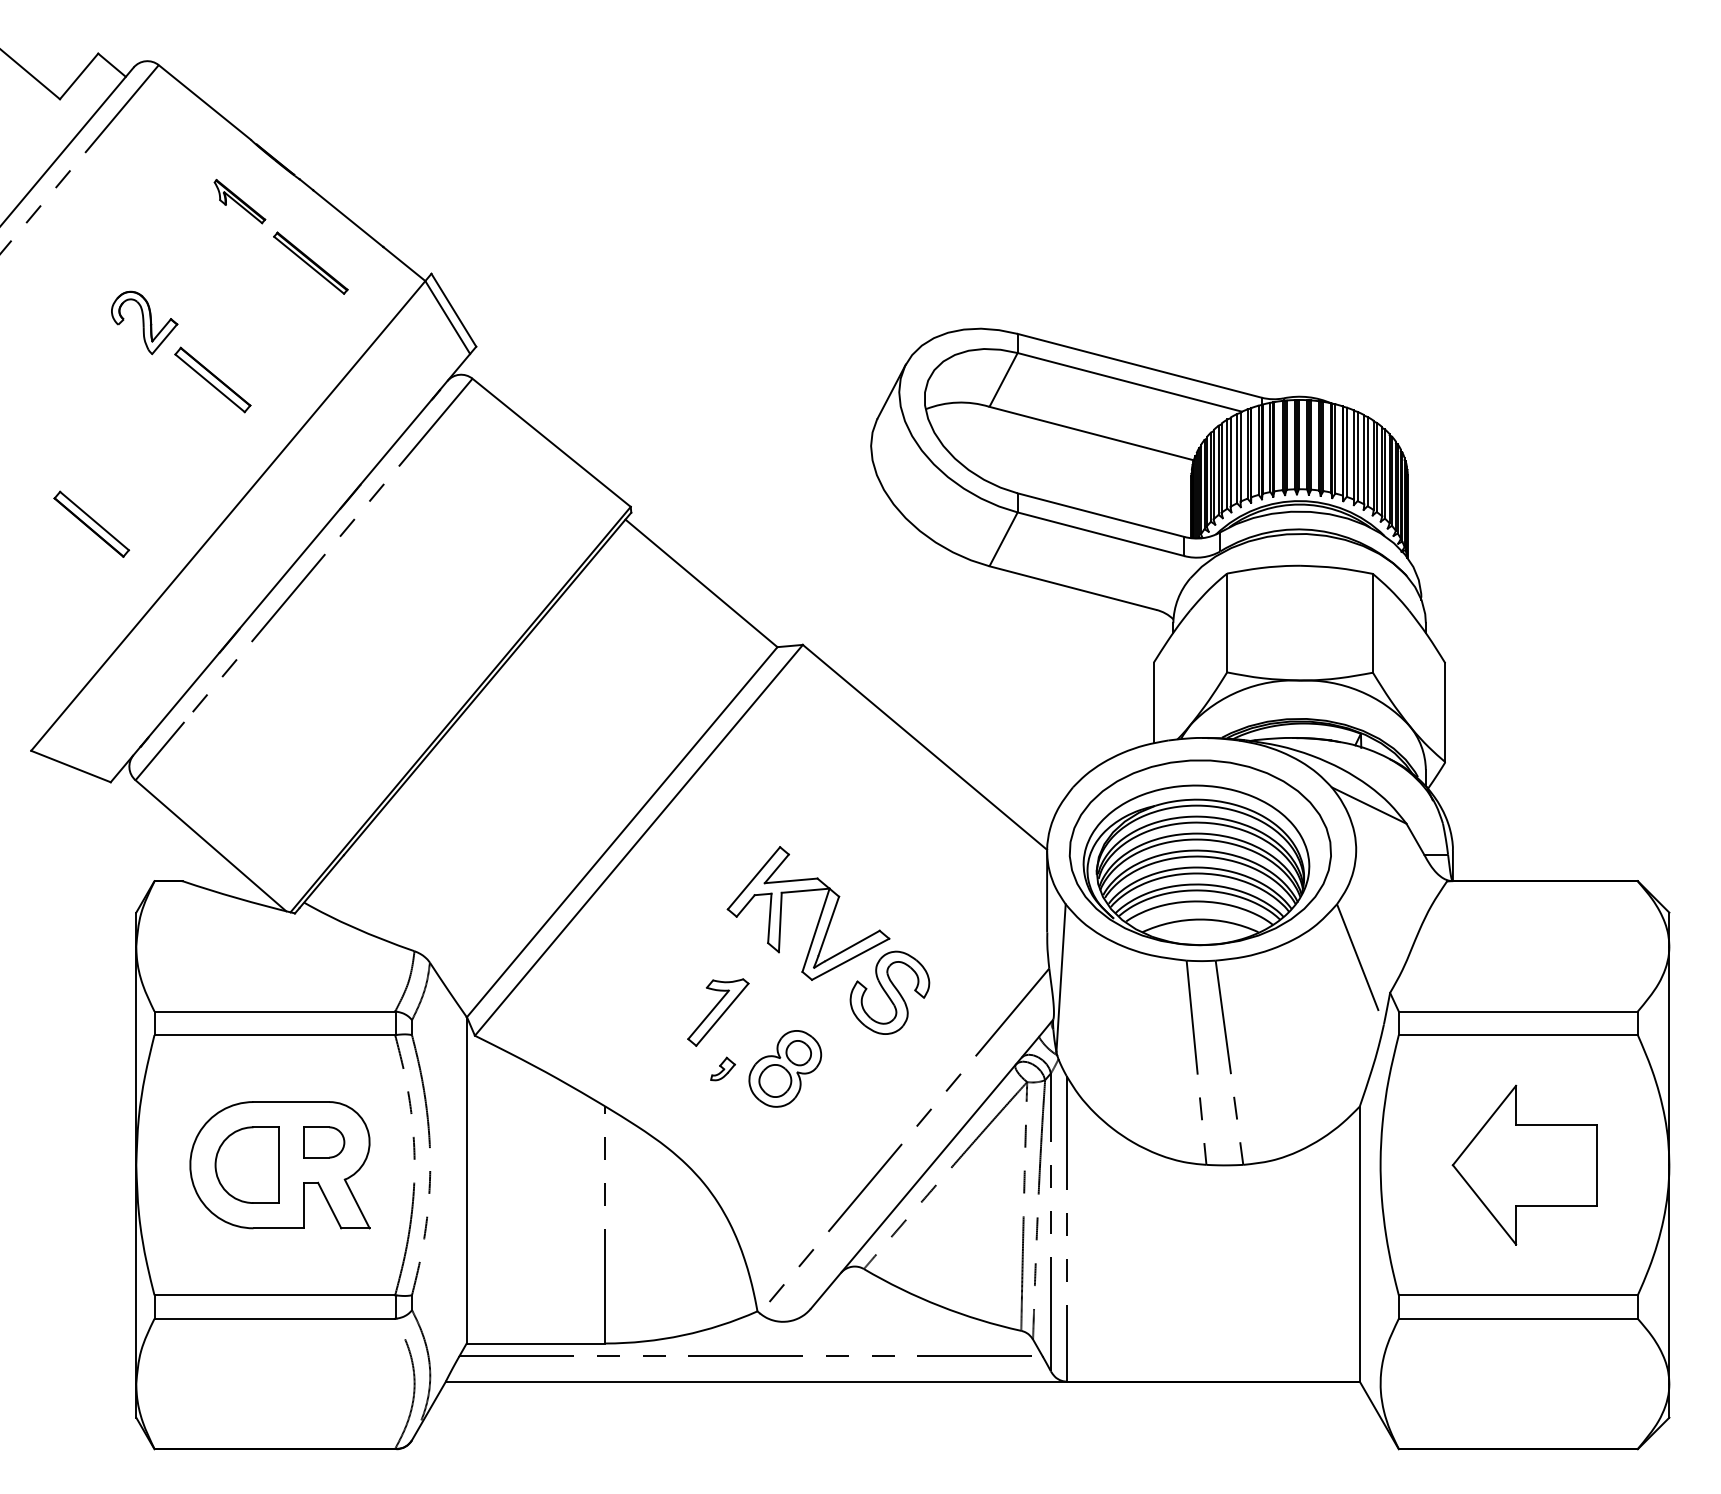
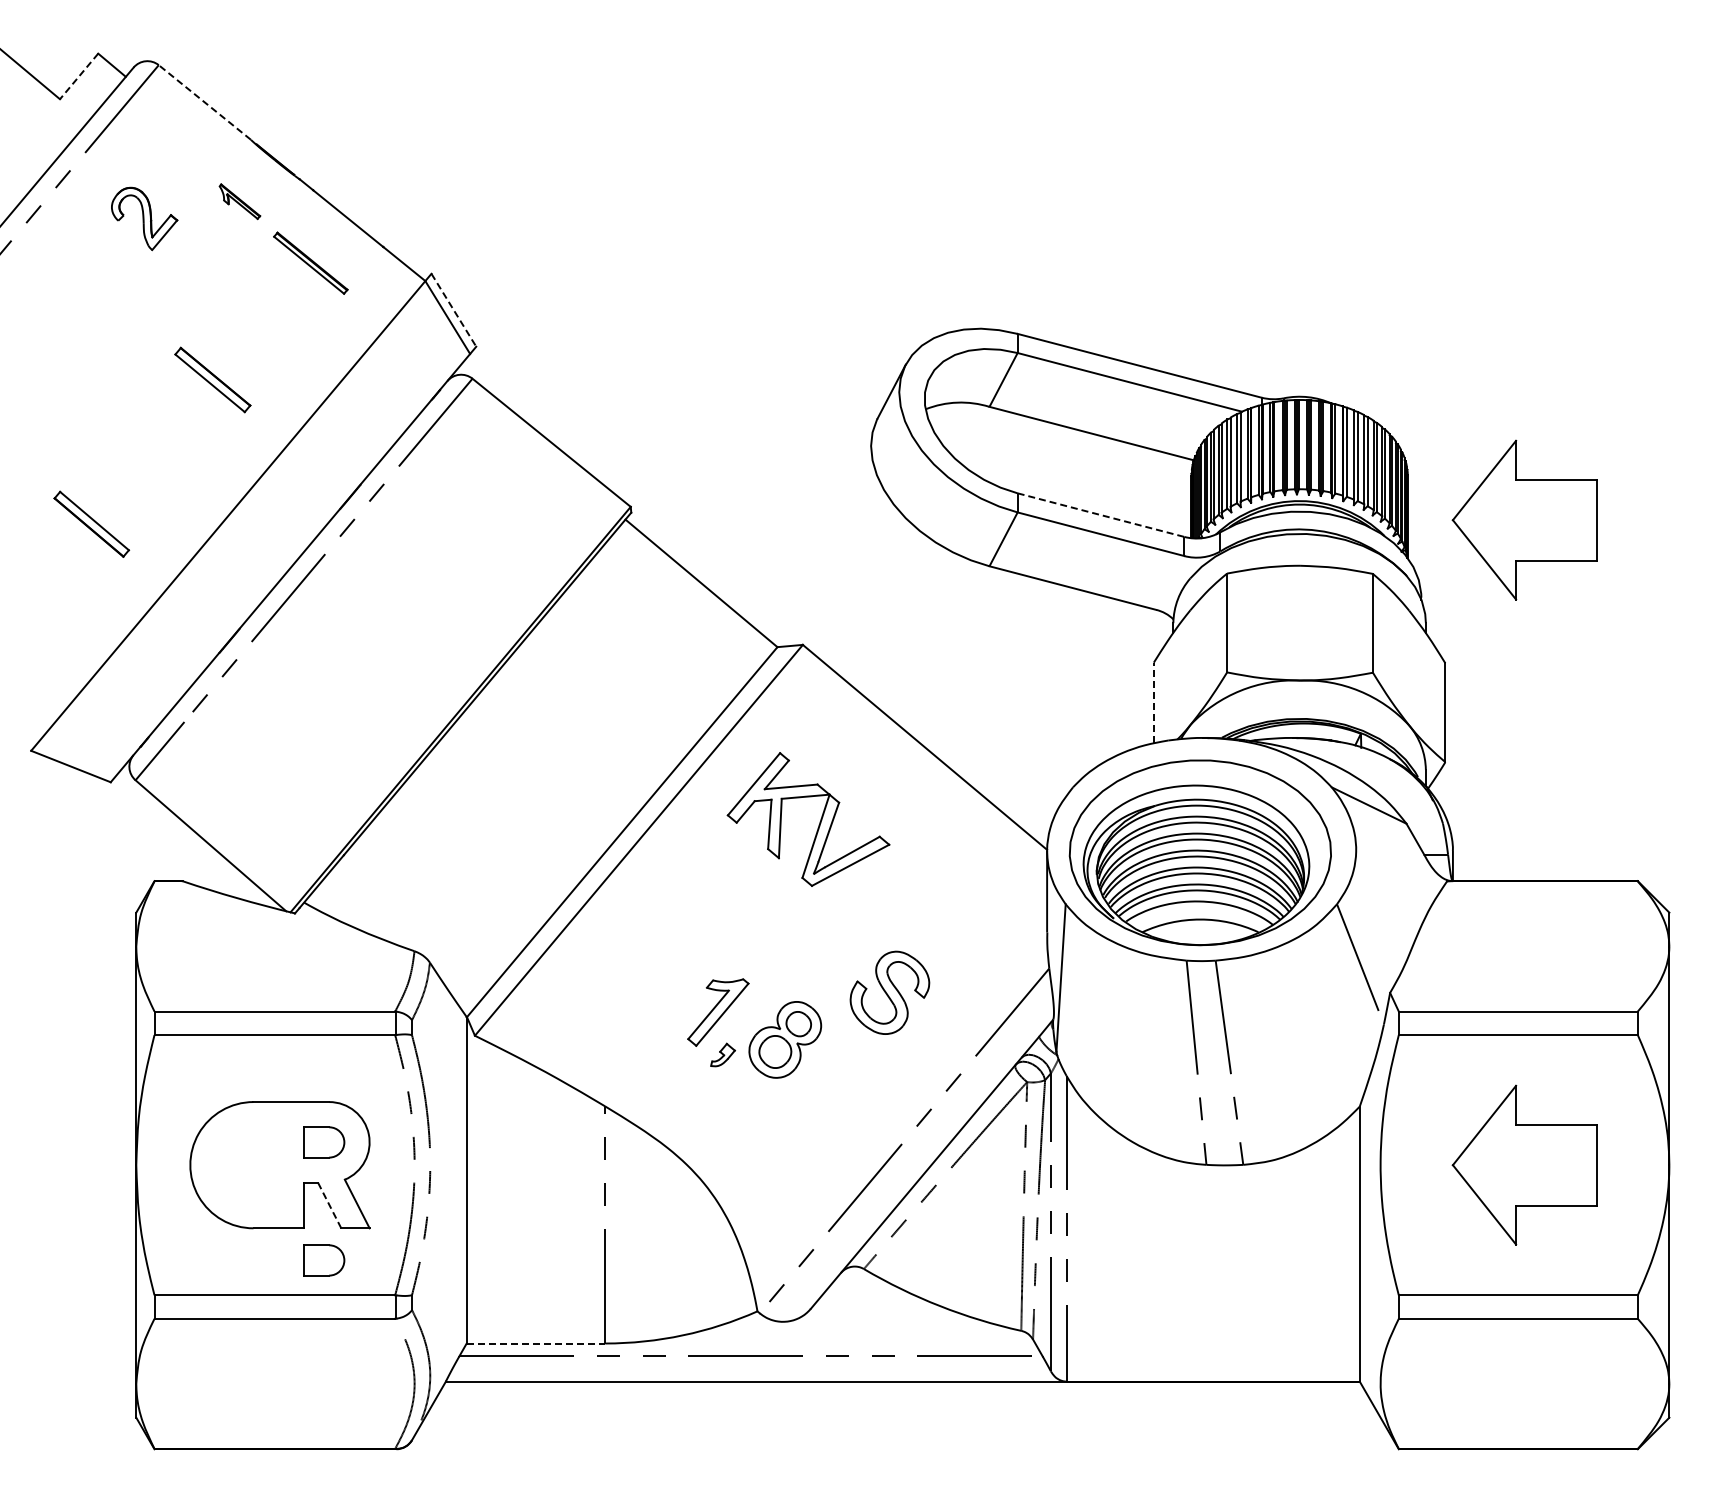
line: solid -> dashed (79, 76)
line: solid -> dashed (204, 102)
part size: 54x46 px -> 44x38 px (239, 201)
line: solid -> dashed (453, 310)
part position: (144, 322) -> (144, 218) (144, 218)
line: solid -> dashed (1101, 515)
part: none -> present (1524, 519)
line: solid -> dashed (1153, 702)
part position: (819, 915) -> (819, 821) (819, 821)
part position: (722, 1068) -> (722, 1054) (722, 1054)
part position: (785, 1068) -> (785, 1039) (785, 1039)
part: present -> none (246, 1164)
line: solid -> dashed (329, 1205)
part: none -> present (324, 1260)
line: solid -> dashed (536, 1343)
